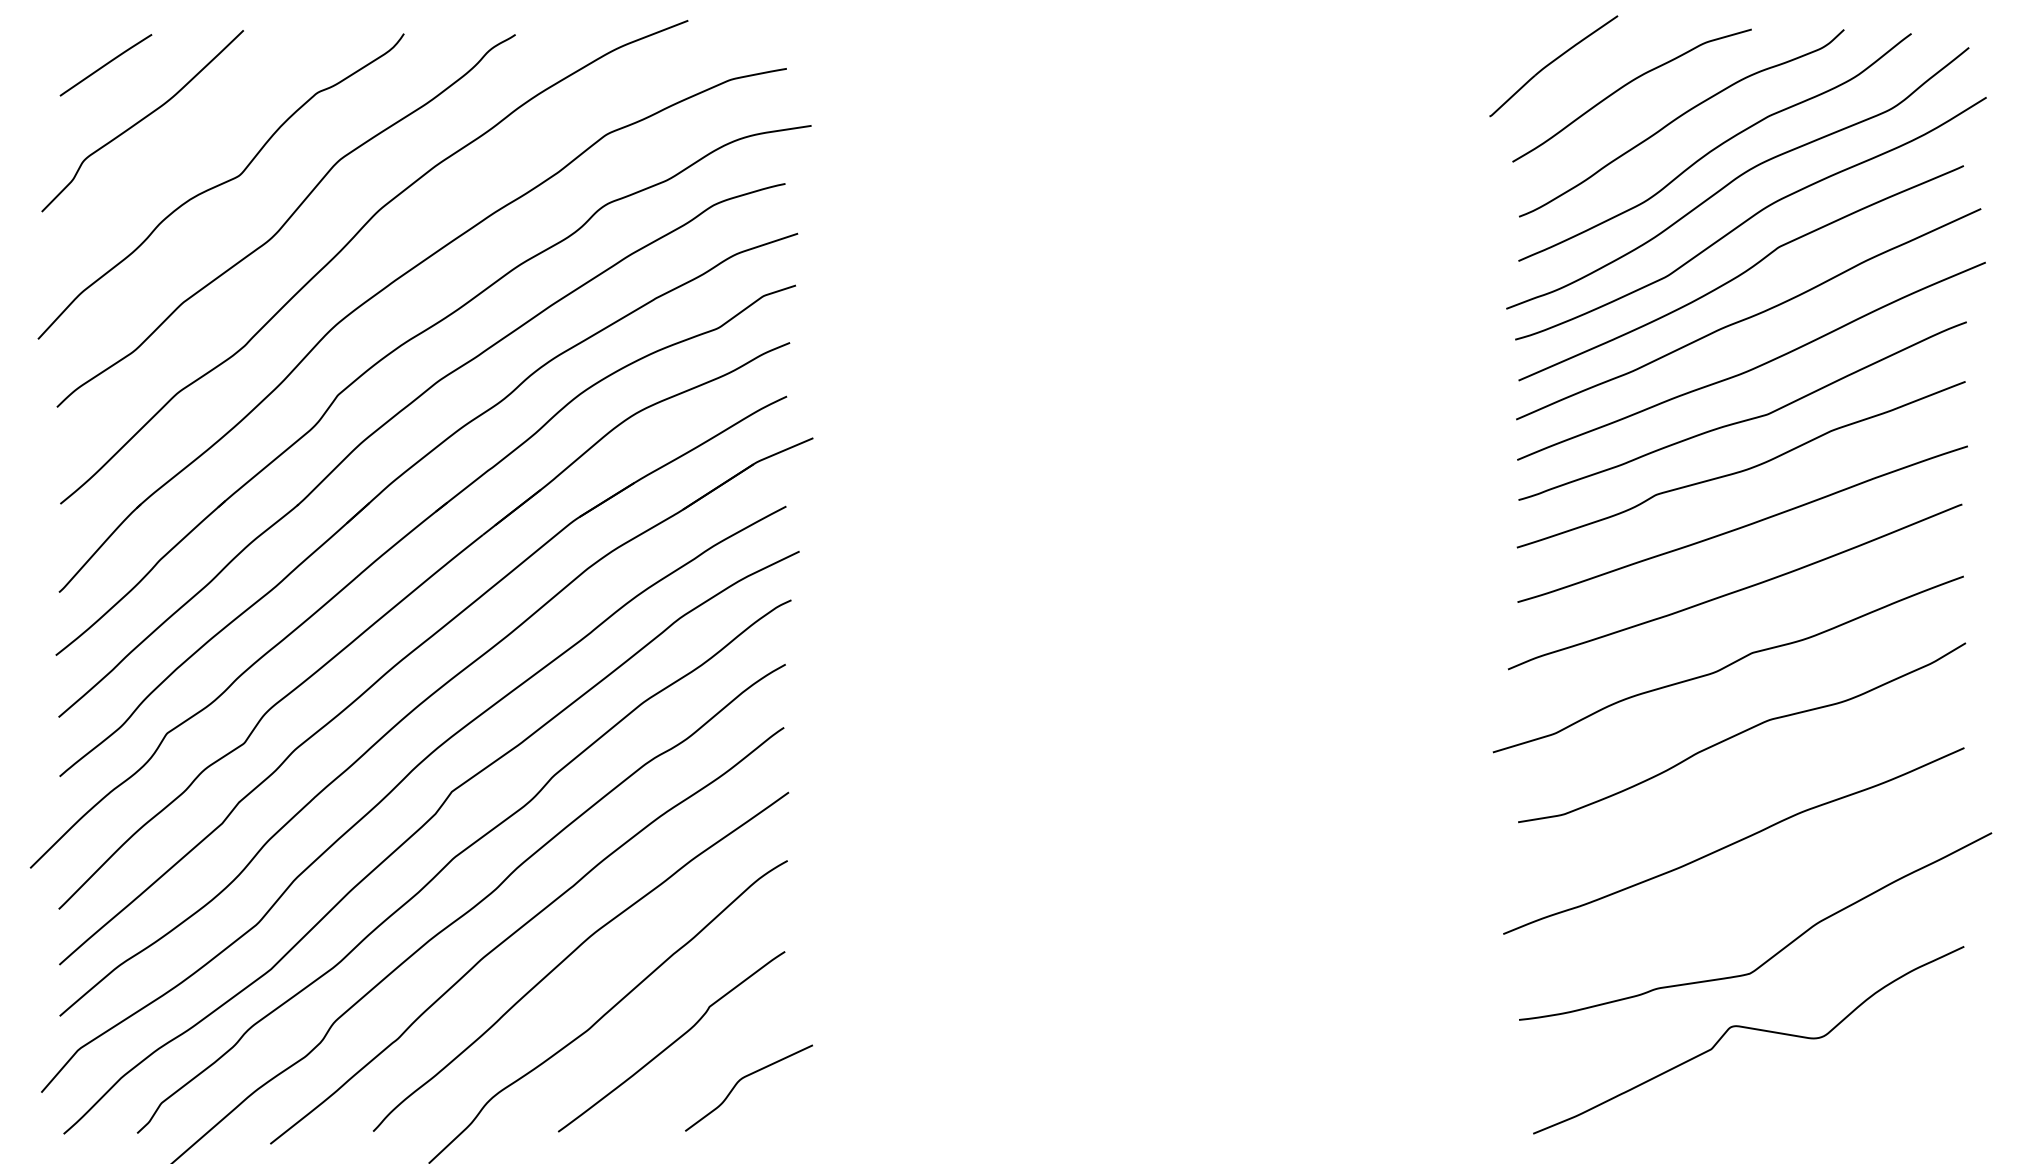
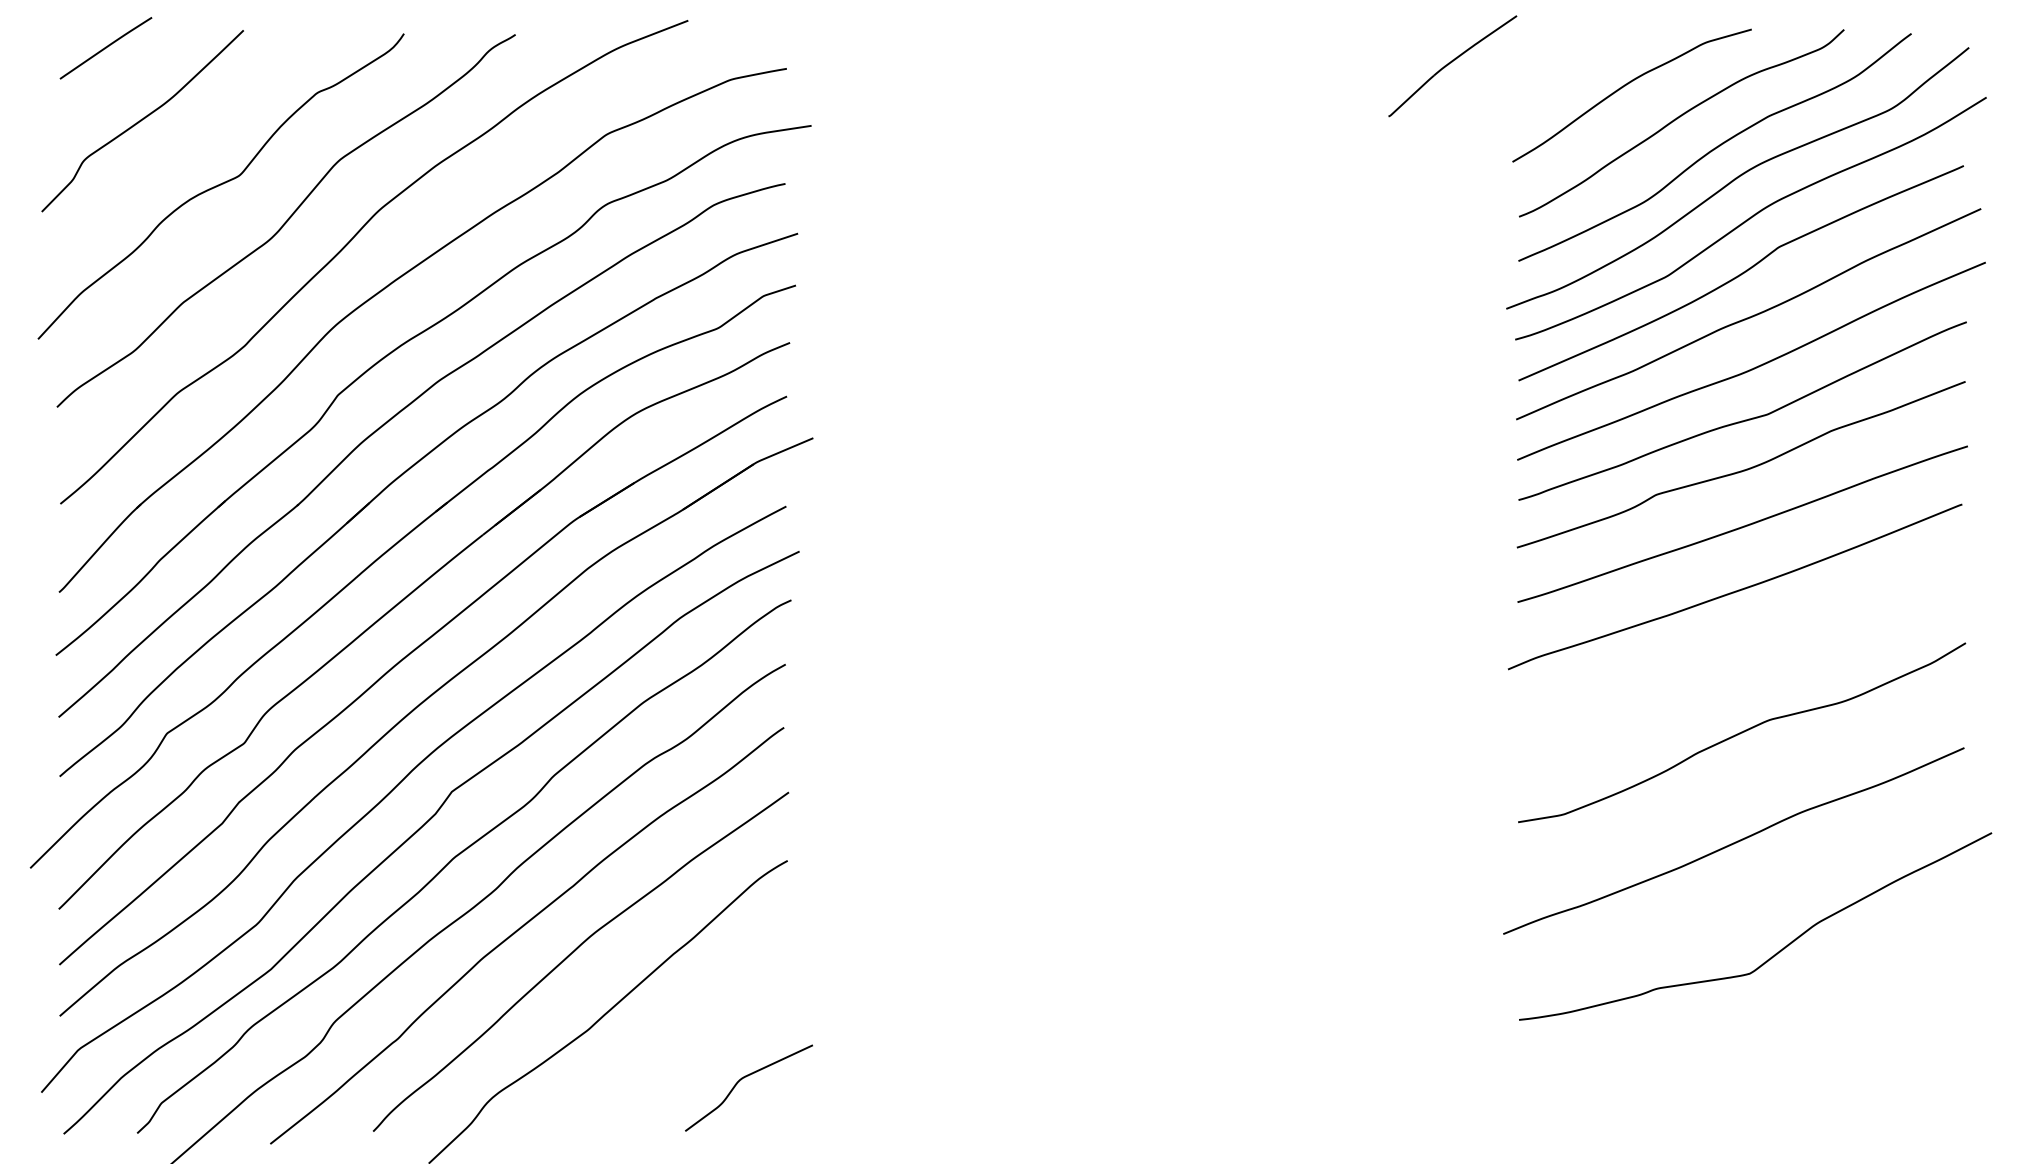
line position: (105, 65) -> (105, 48) (105, 48)
part position: (1553, 66) -> (1452, 66) (1452, 66)
curve: present -> none (1728, 664)
curve: present -> none (1750, 1029)
curve: present -> none (672, 1042)
